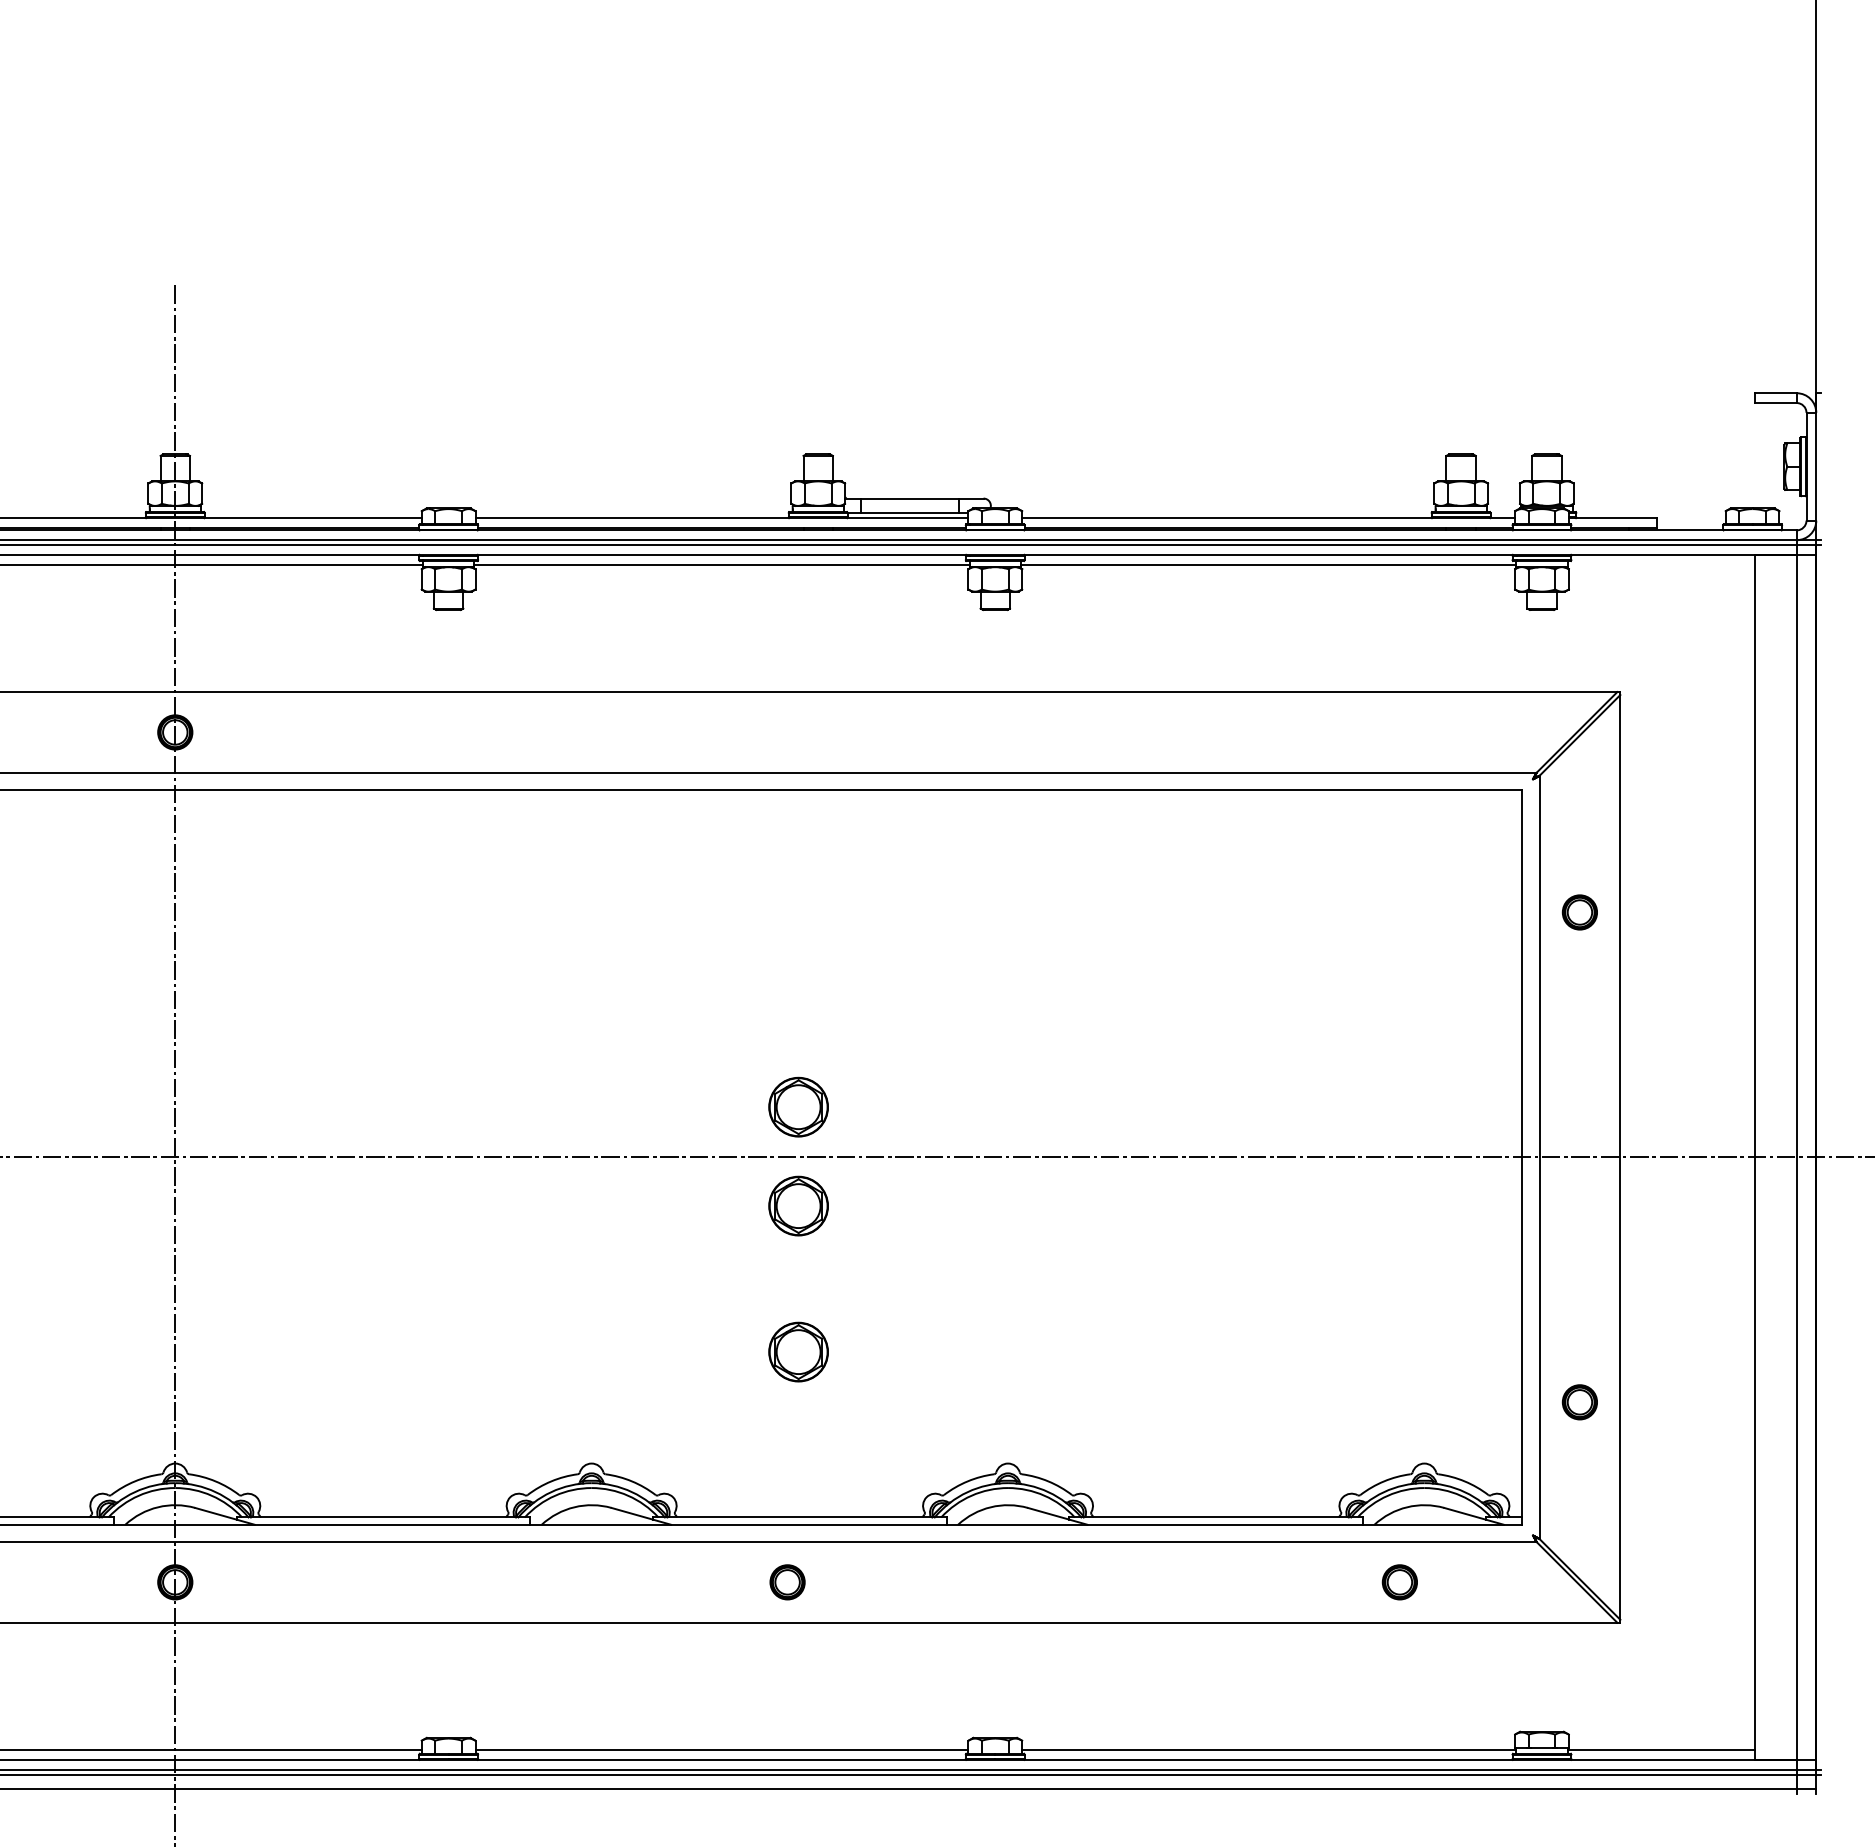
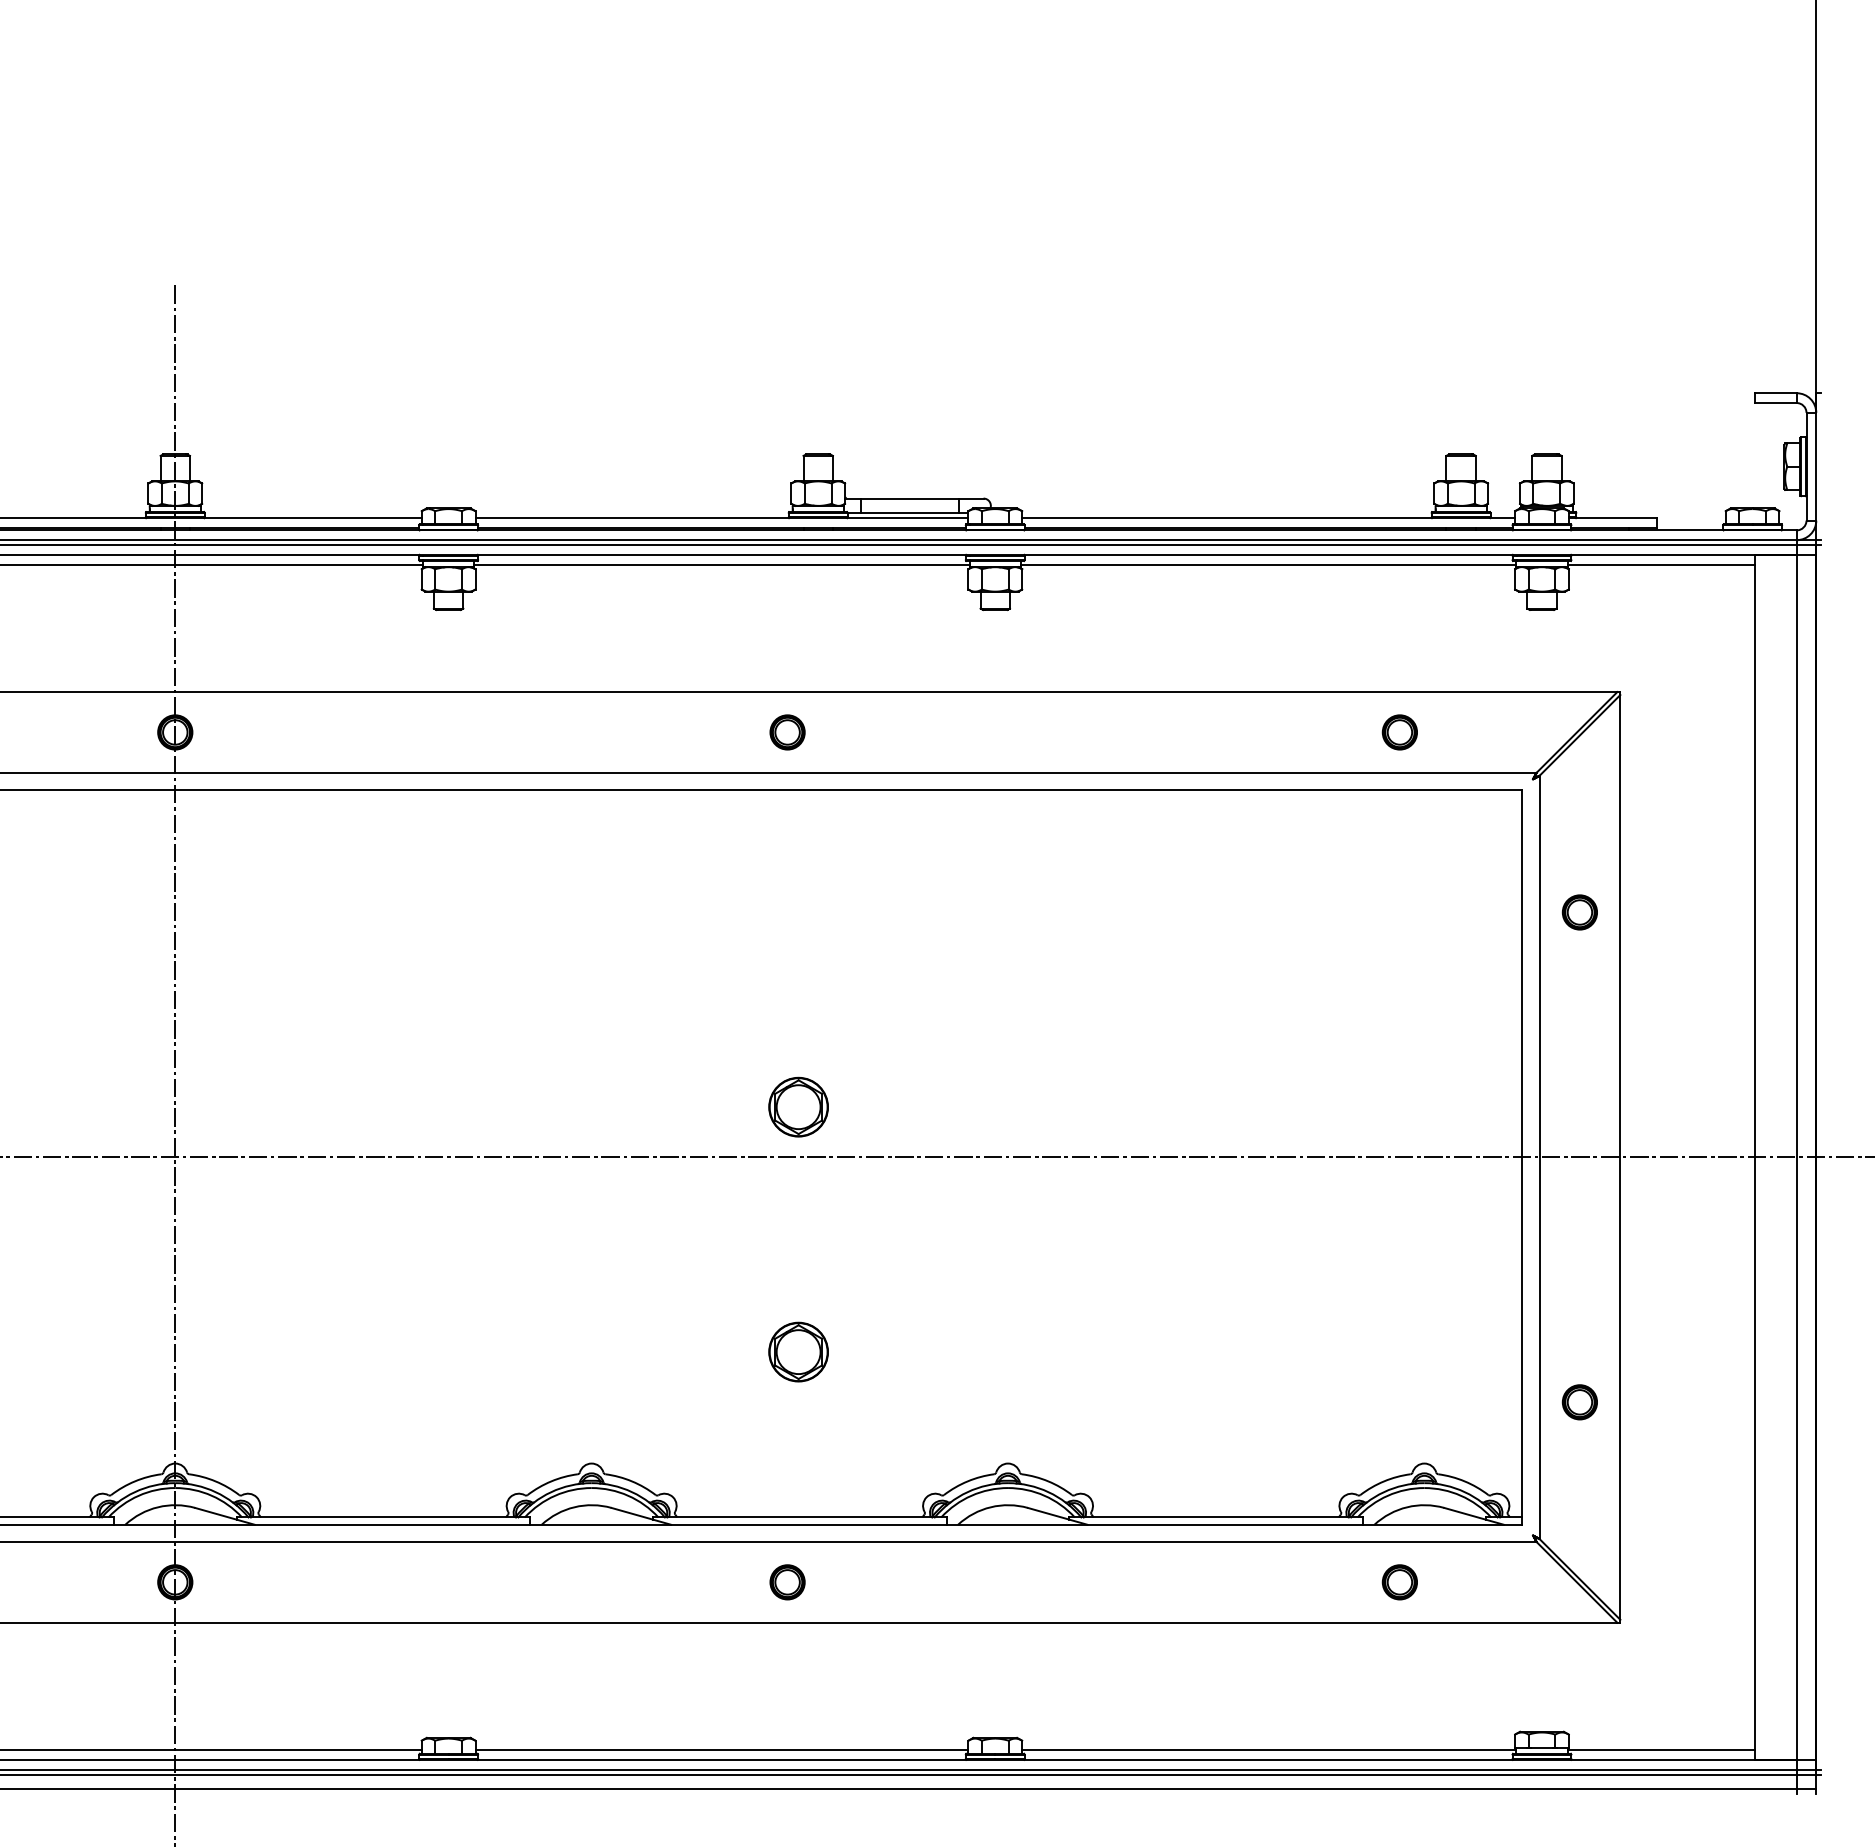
line: none -> present (1661, 564)
part: none -> present (787, 732)
part: none -> present (1399, 732)
part: present -> none (798, 1205)
